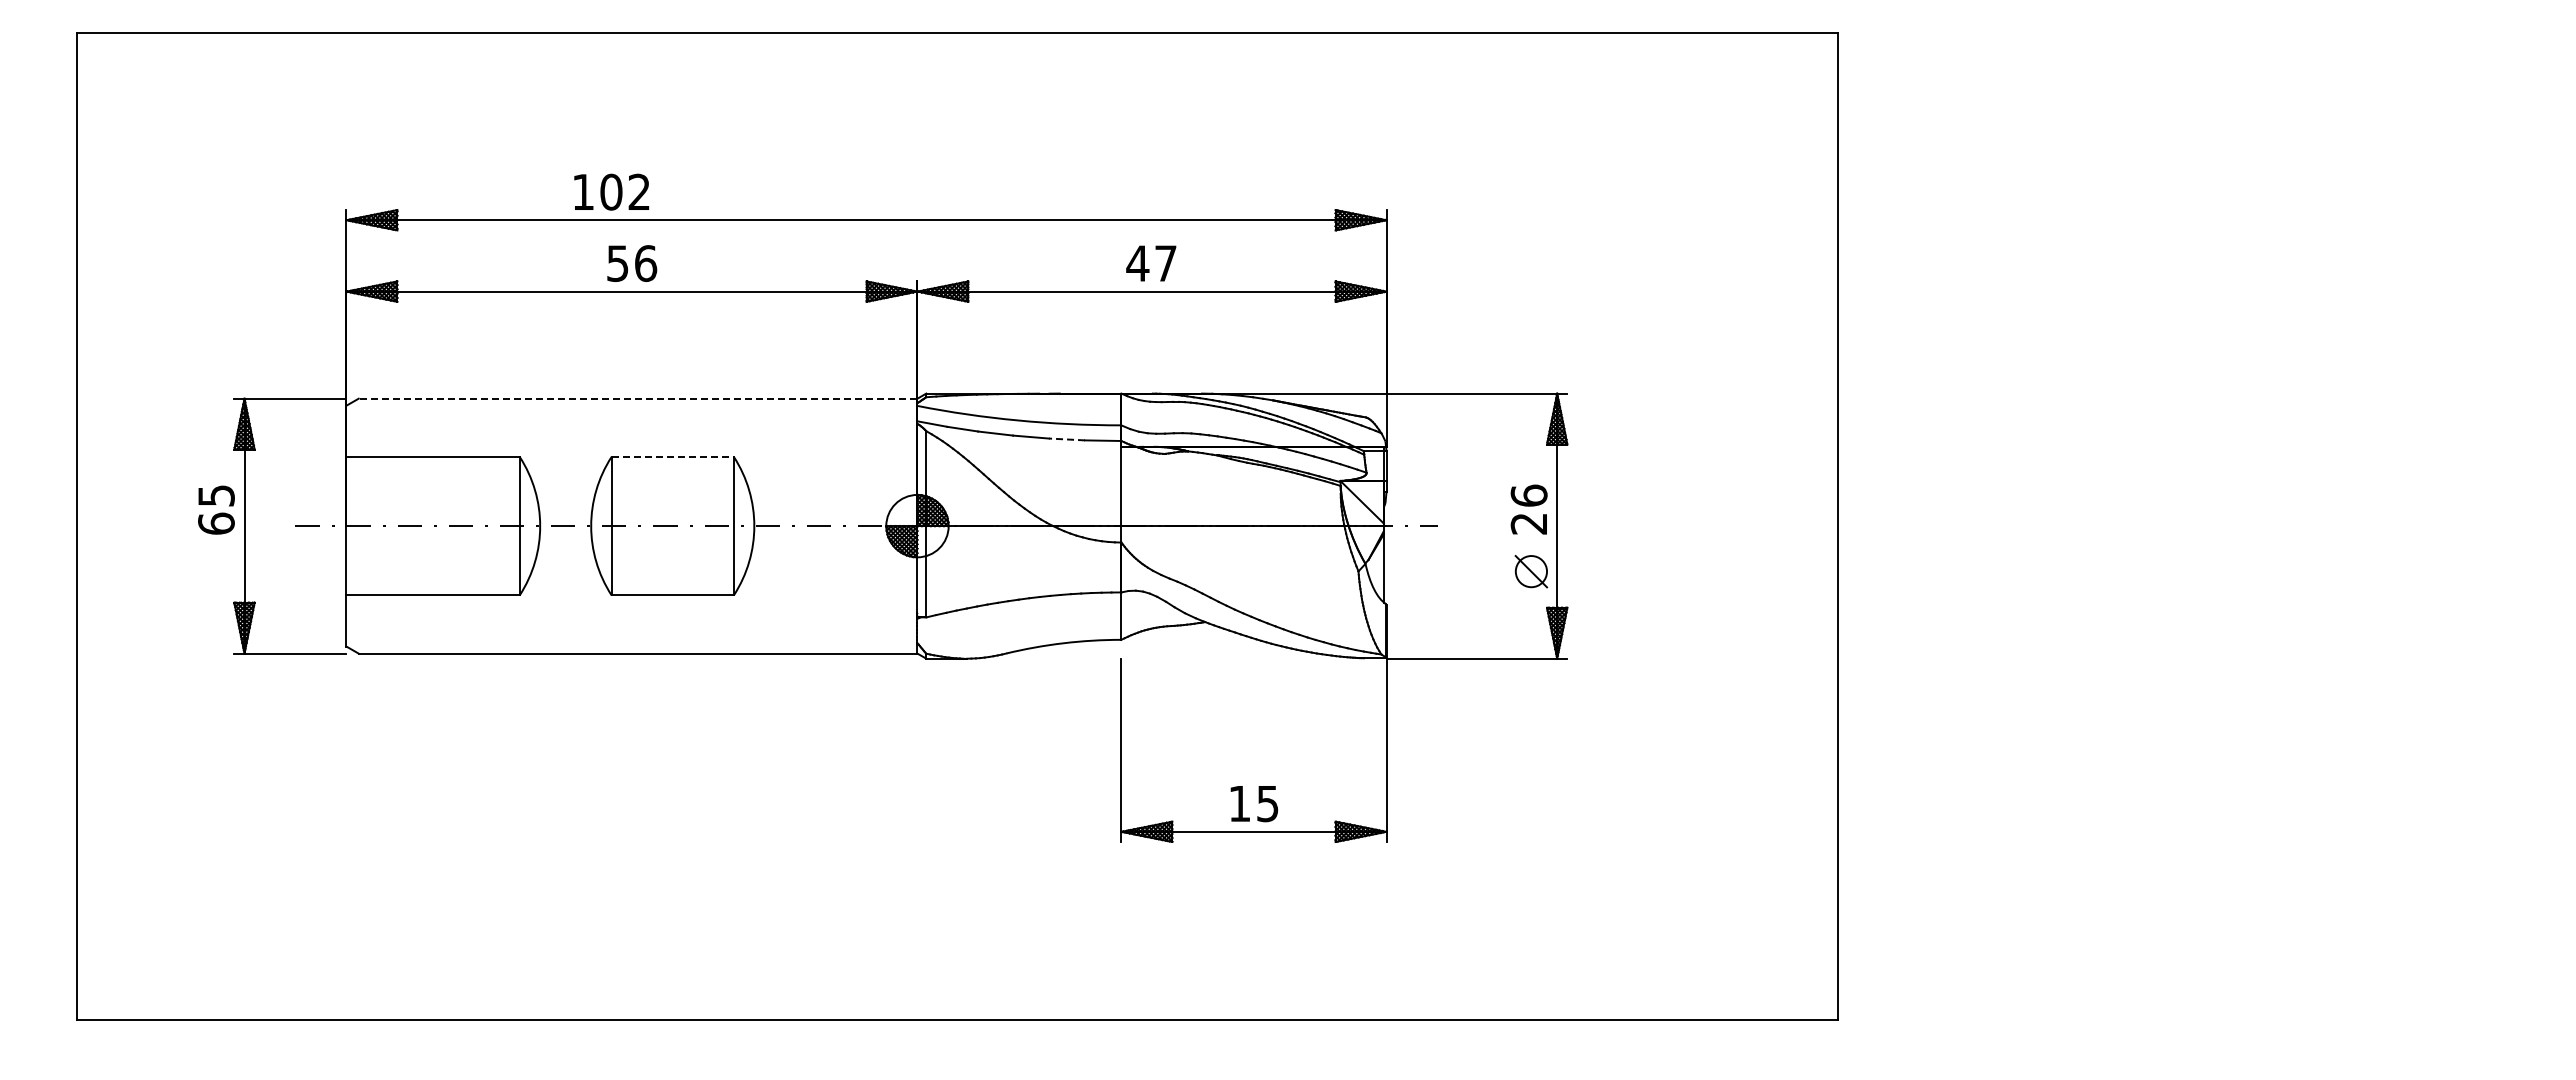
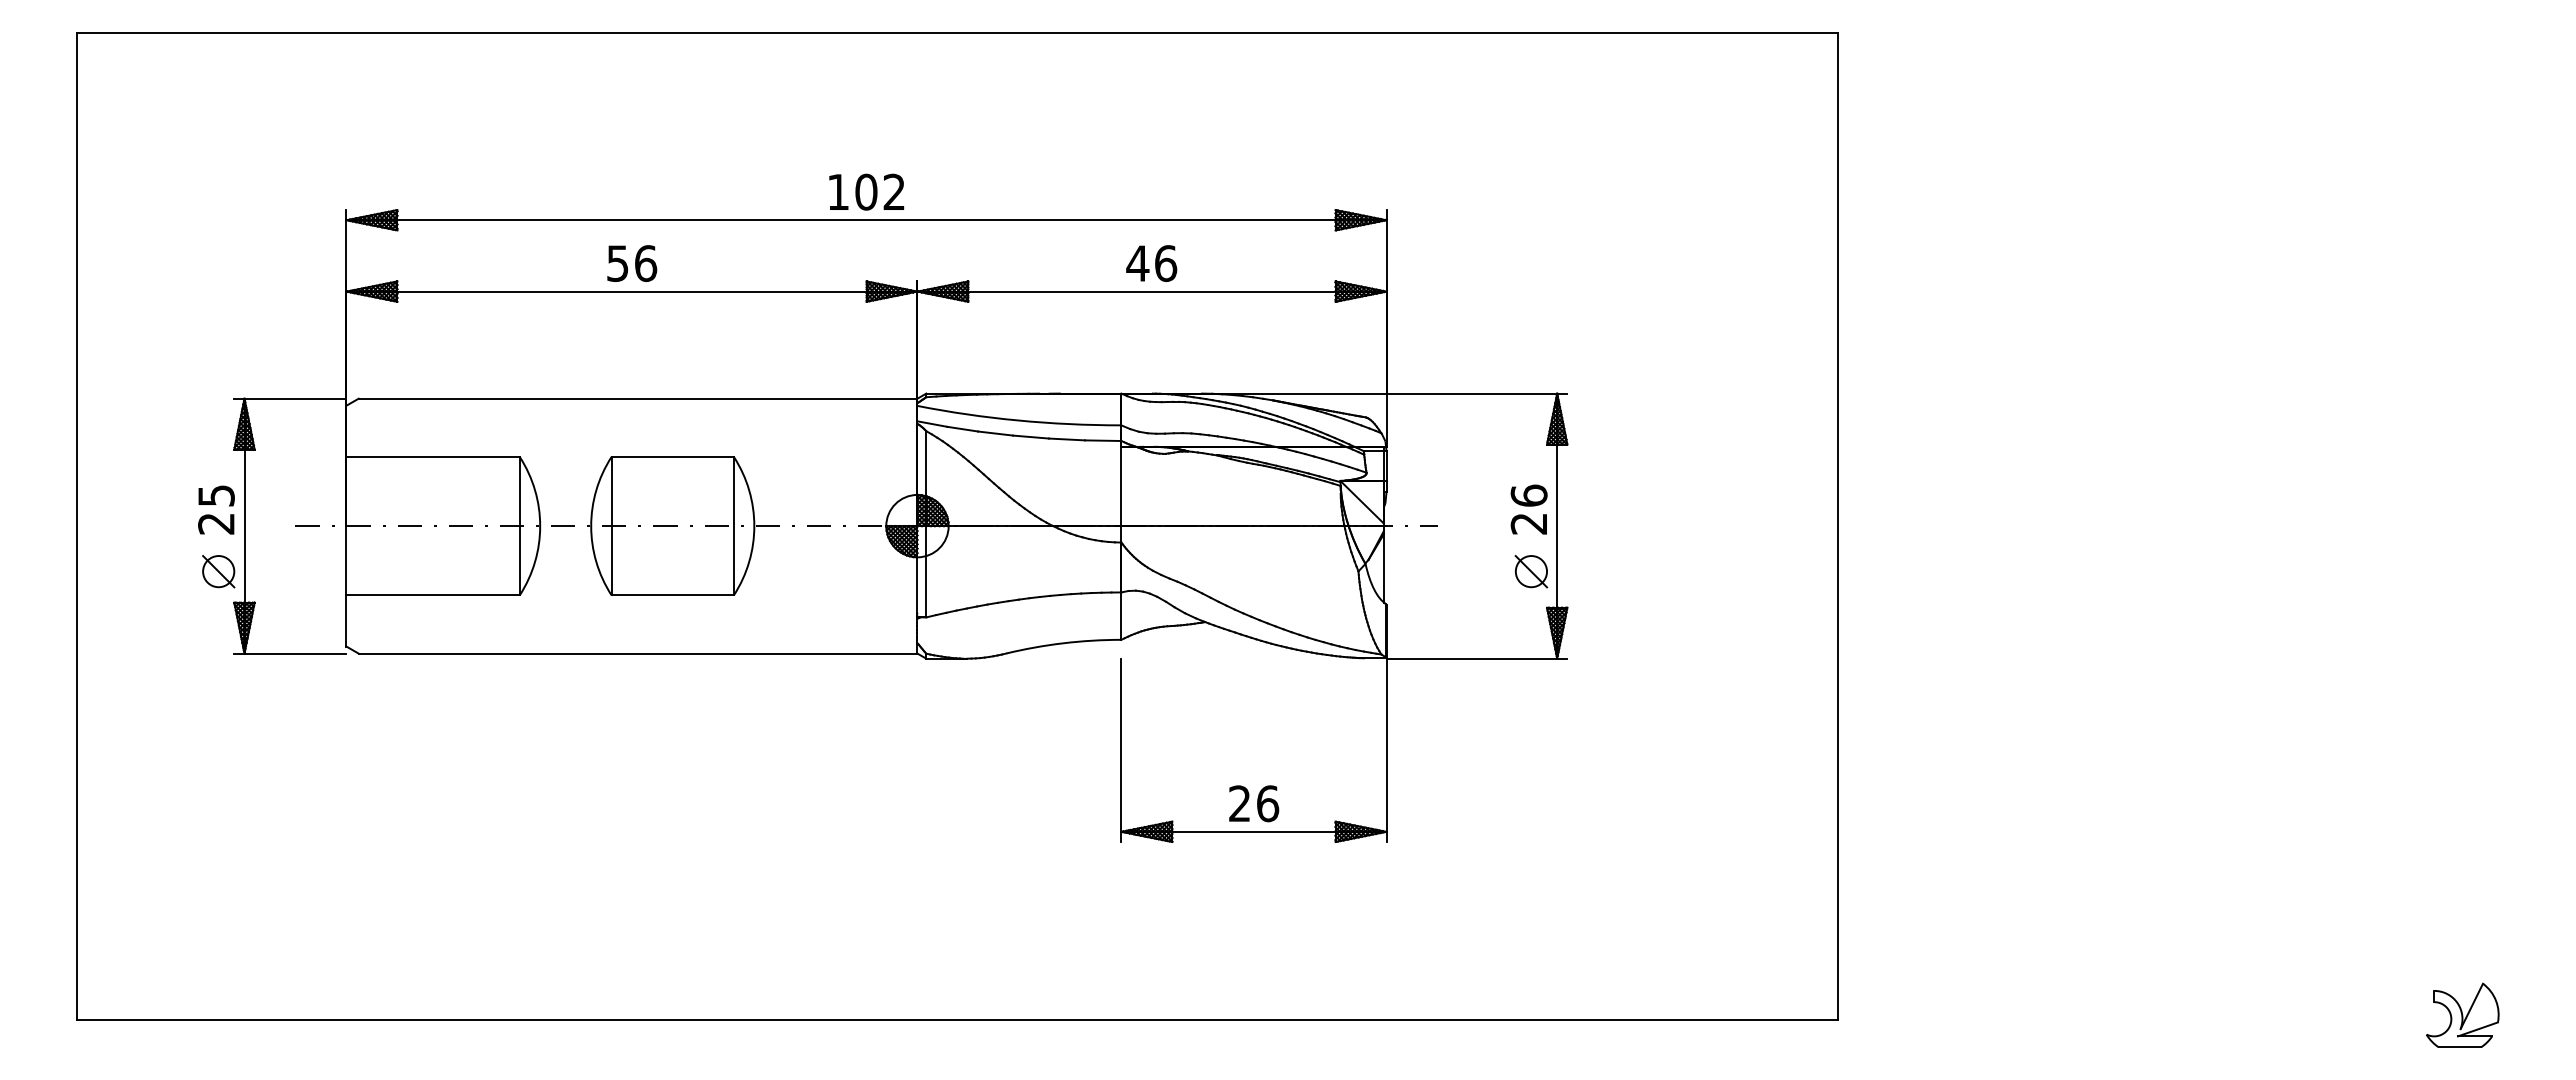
text position: (611, 191) -> (866, 191) (866, 191)
text: 47 -> 46 (1166, 263)
line: dashed -> solid (637, 398)
line: dashed -> solid (1066, 439)
line: dashed -> solid (673, 457)
text: 65 -> 25 (216, 523)
part: none -> present (218, 571)
text: 15 -> 26 (1254, 803)
part: none -> present (2462, 1014)
